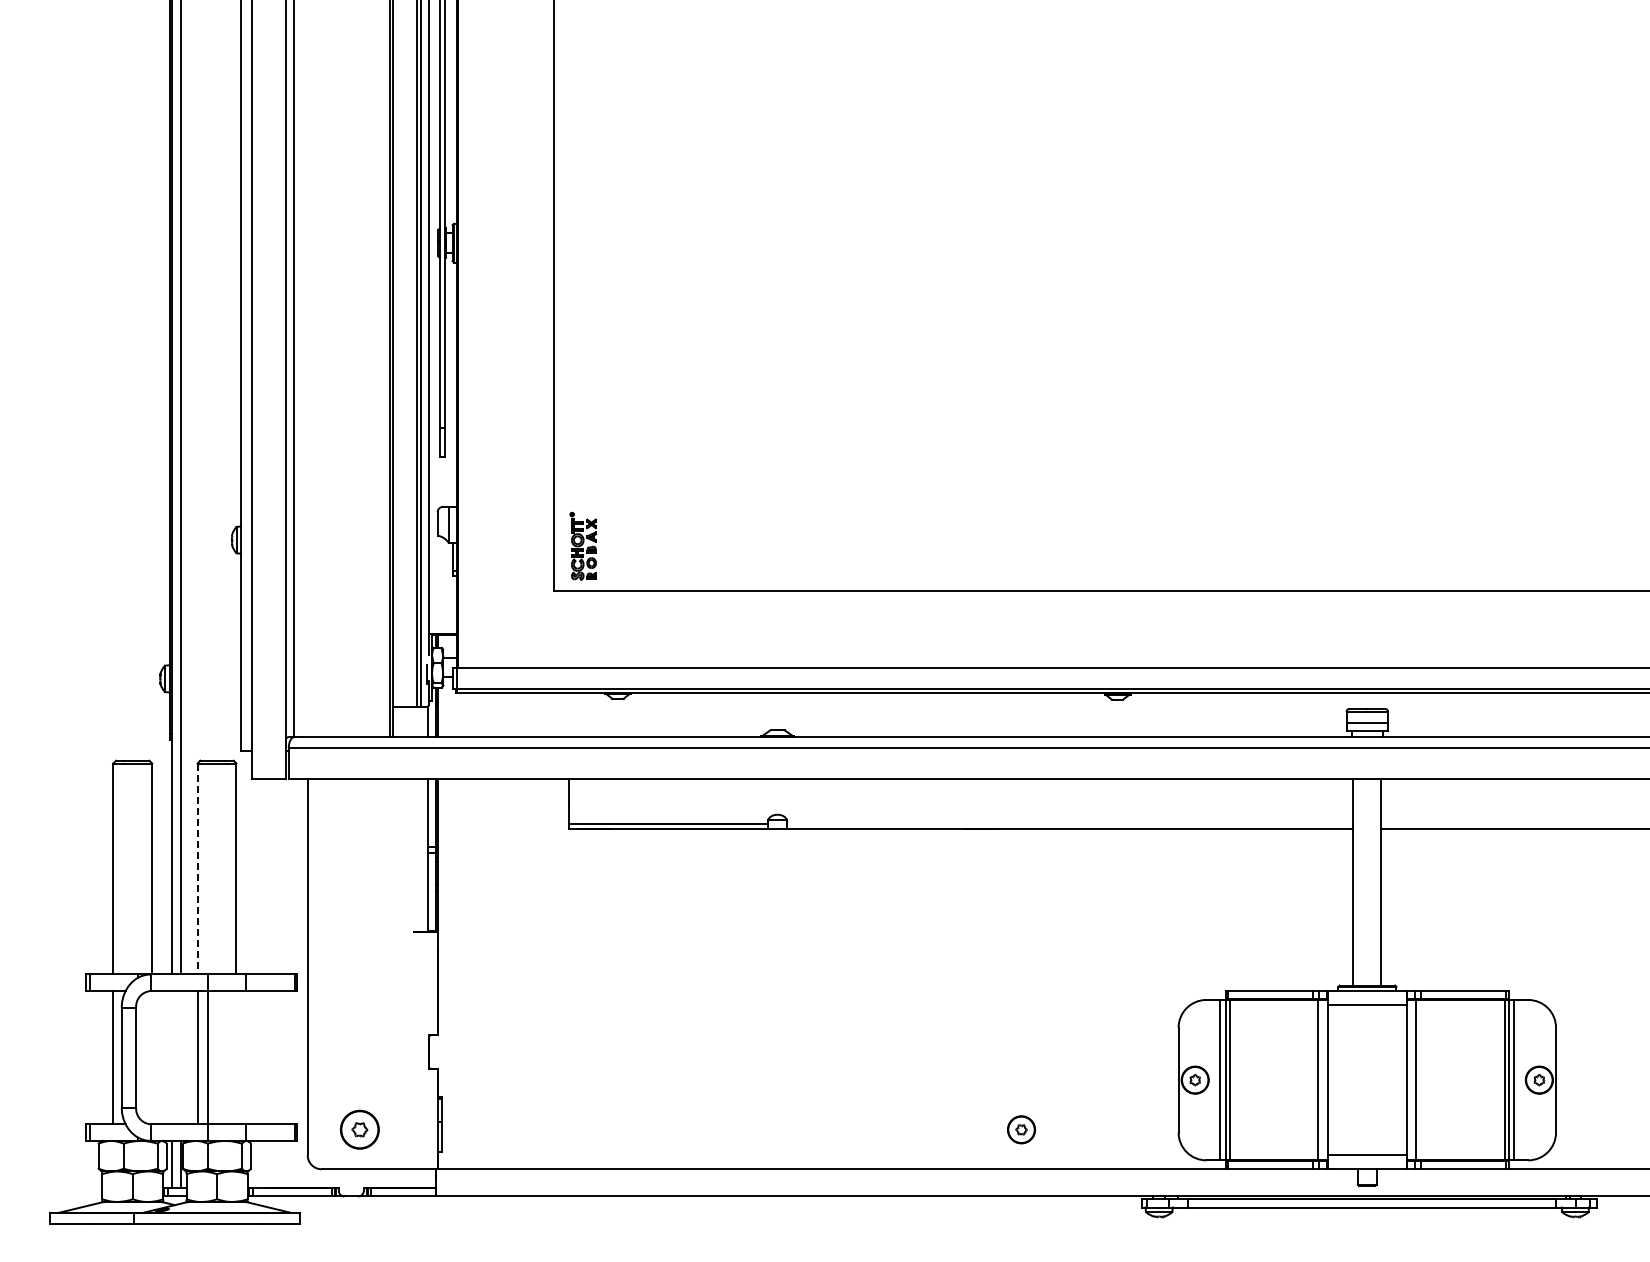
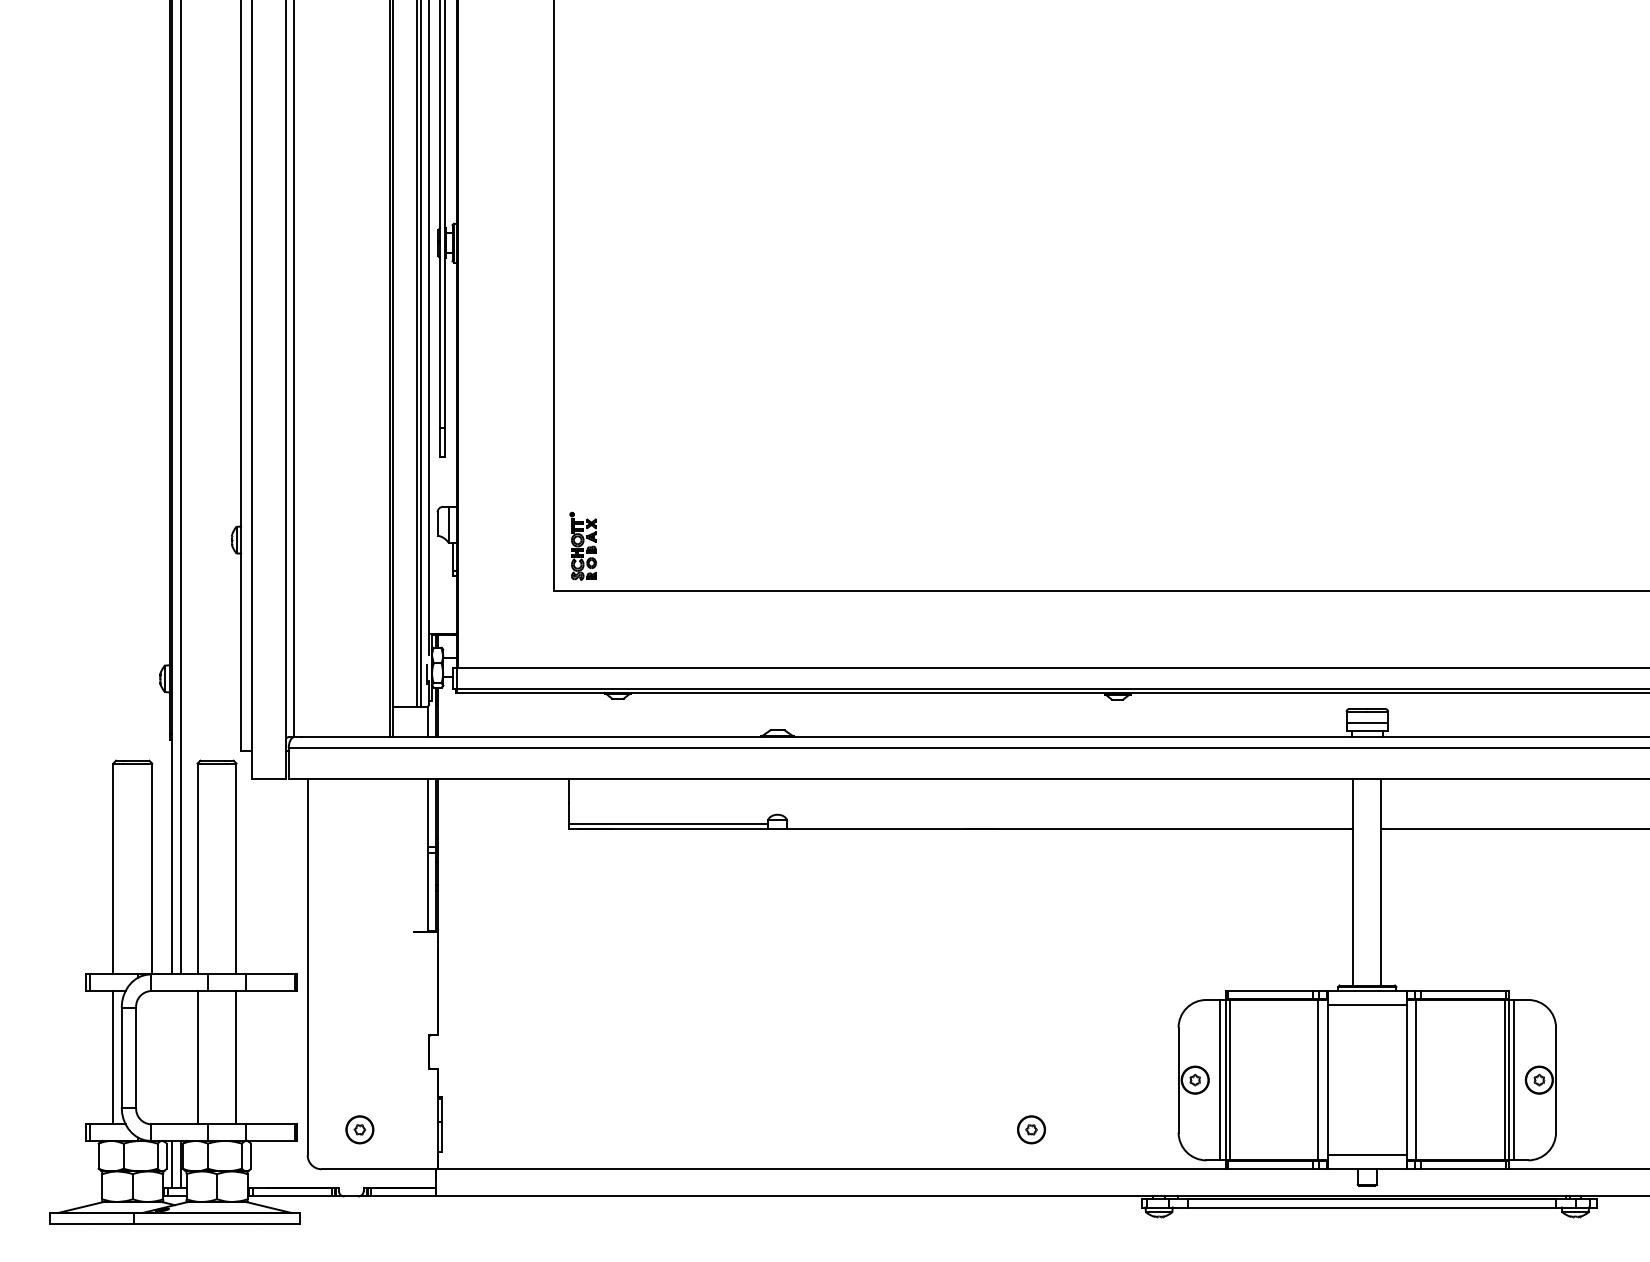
line: dashed -> solid (197, 869)
line position: (208, 1057) -> (236, 1057) (236, 1057)
part size: 40x41 px -> 30x30 px (359, 1129)
part position: (1021, 1129) -> (1031, 1129) (1031, 1129)
